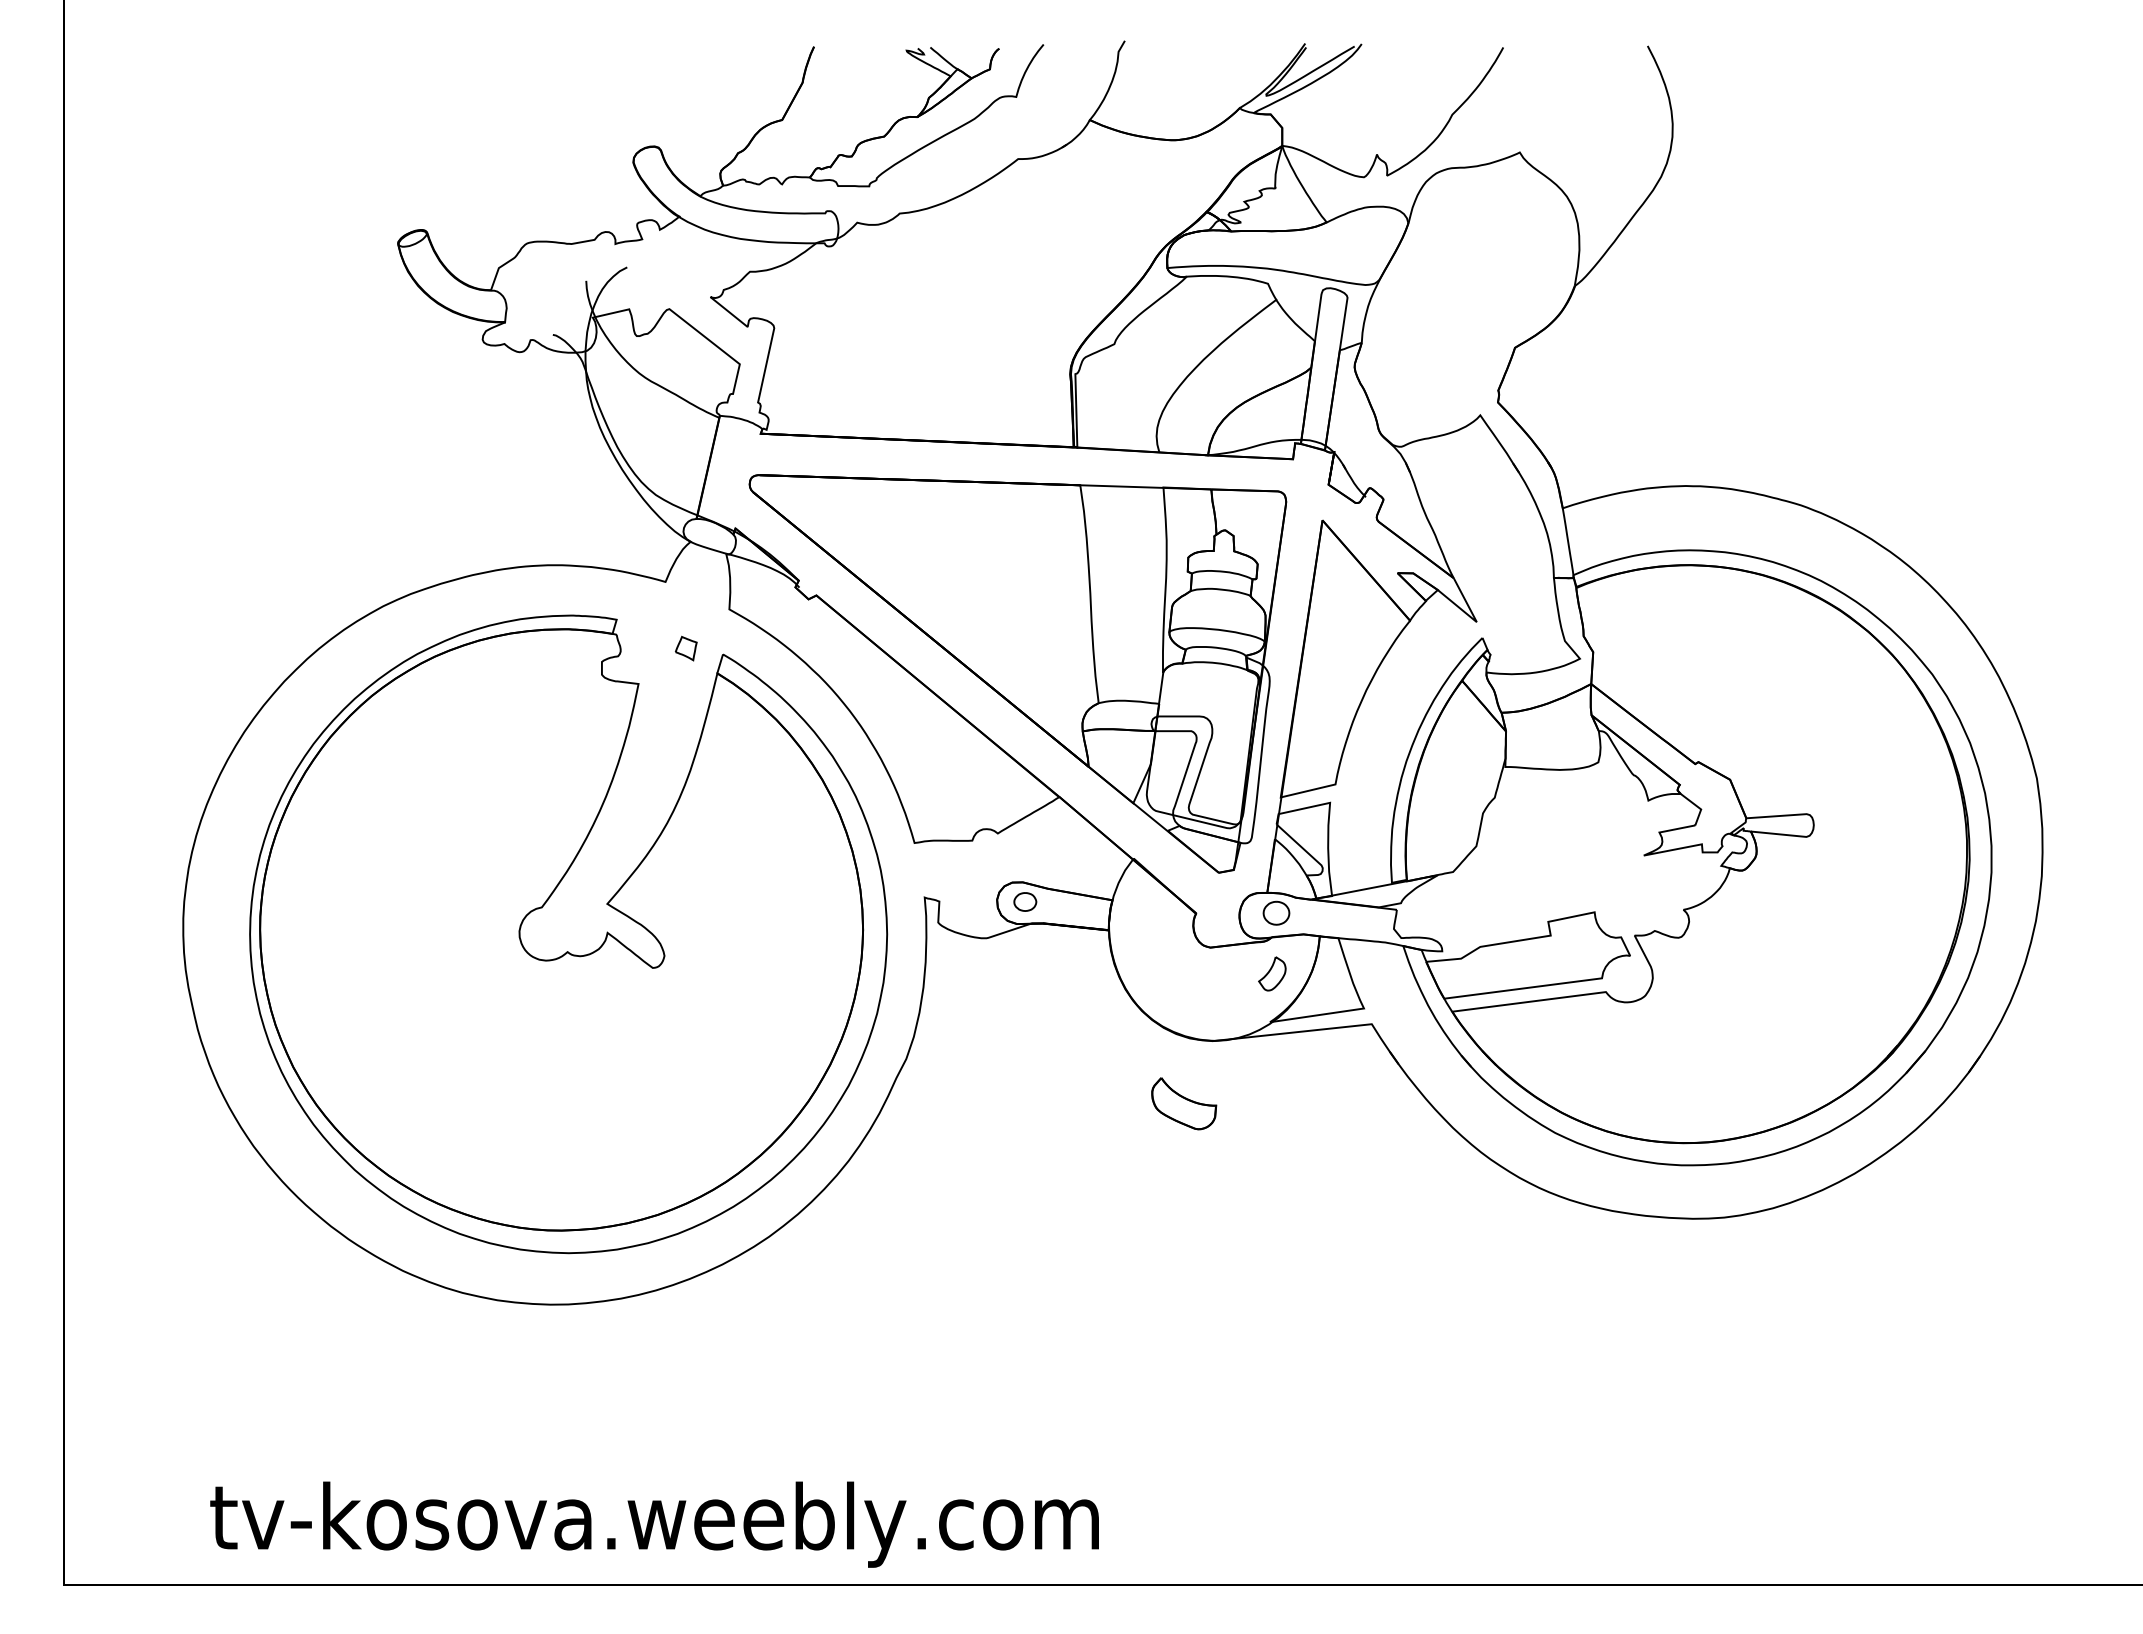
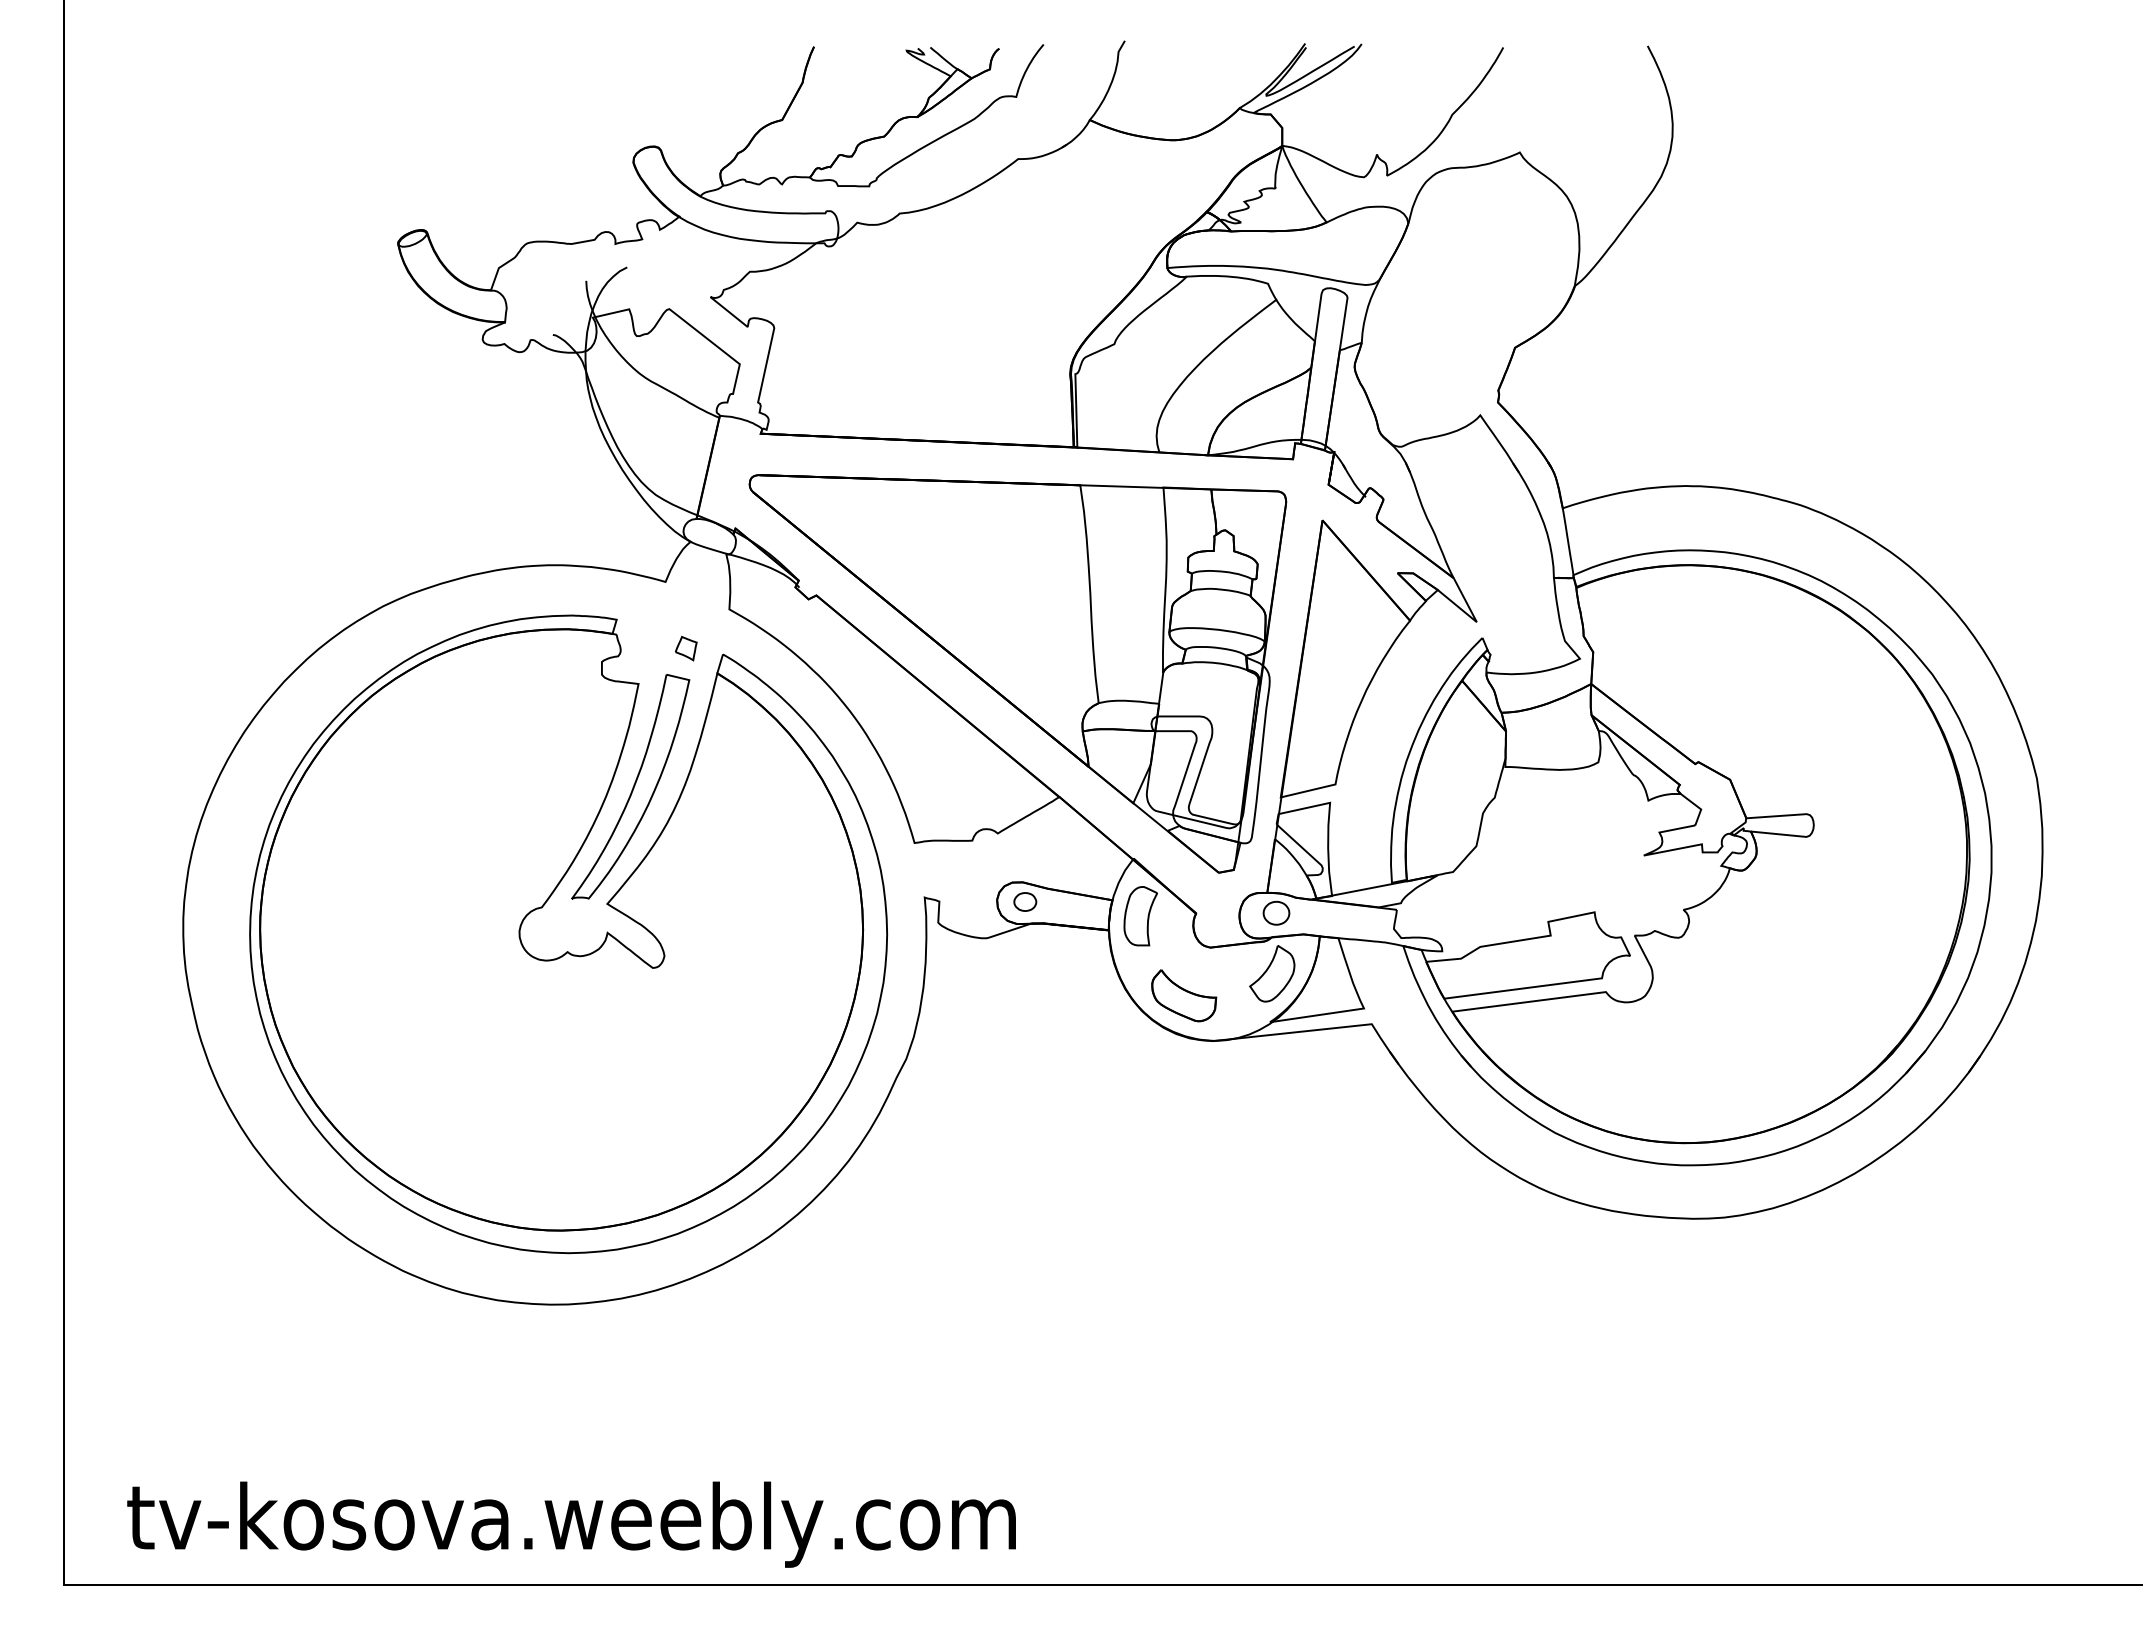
part: none -> present (630, 786)
part: none -> present (1140, 916)
part size: 29x36 px -> 47x58 px (1272, 973)
part position: (1184, 1103) -> (1184, 995) (1184, 995)
text position: (654, 1524) -> (571, 1524) (571, 1524)
